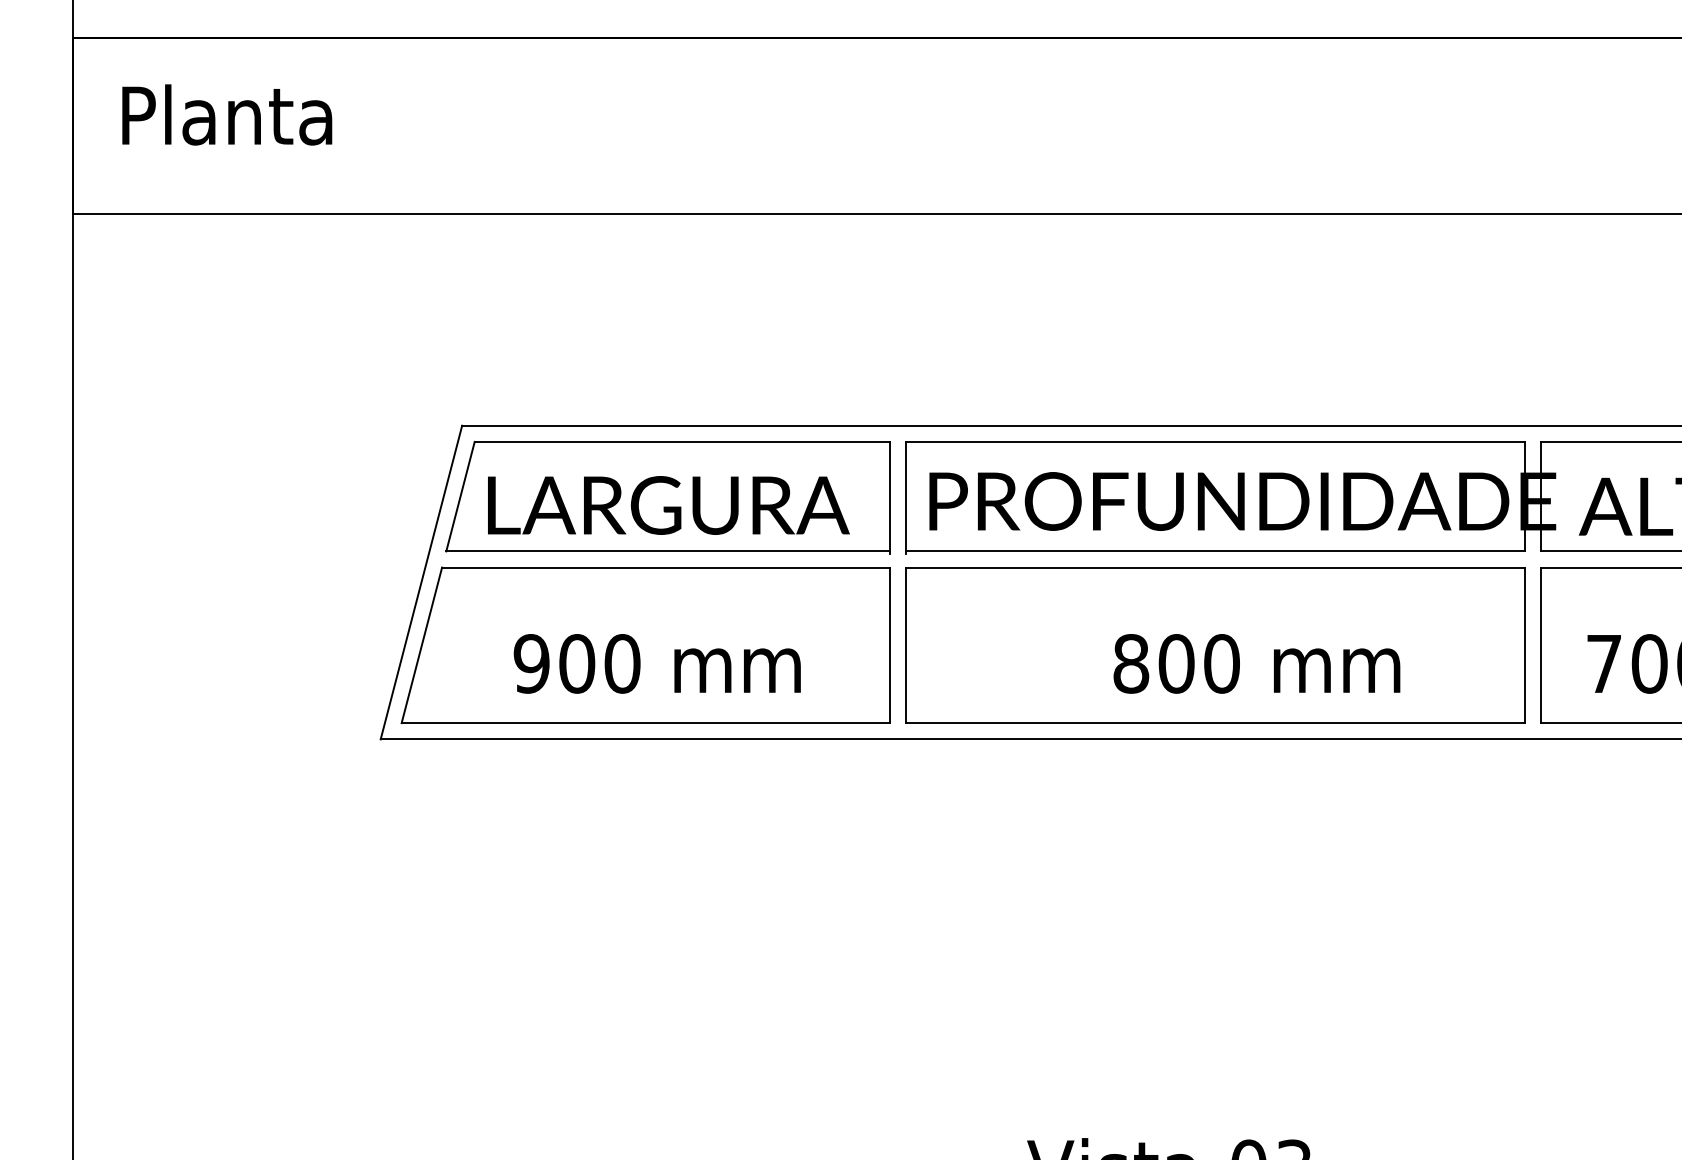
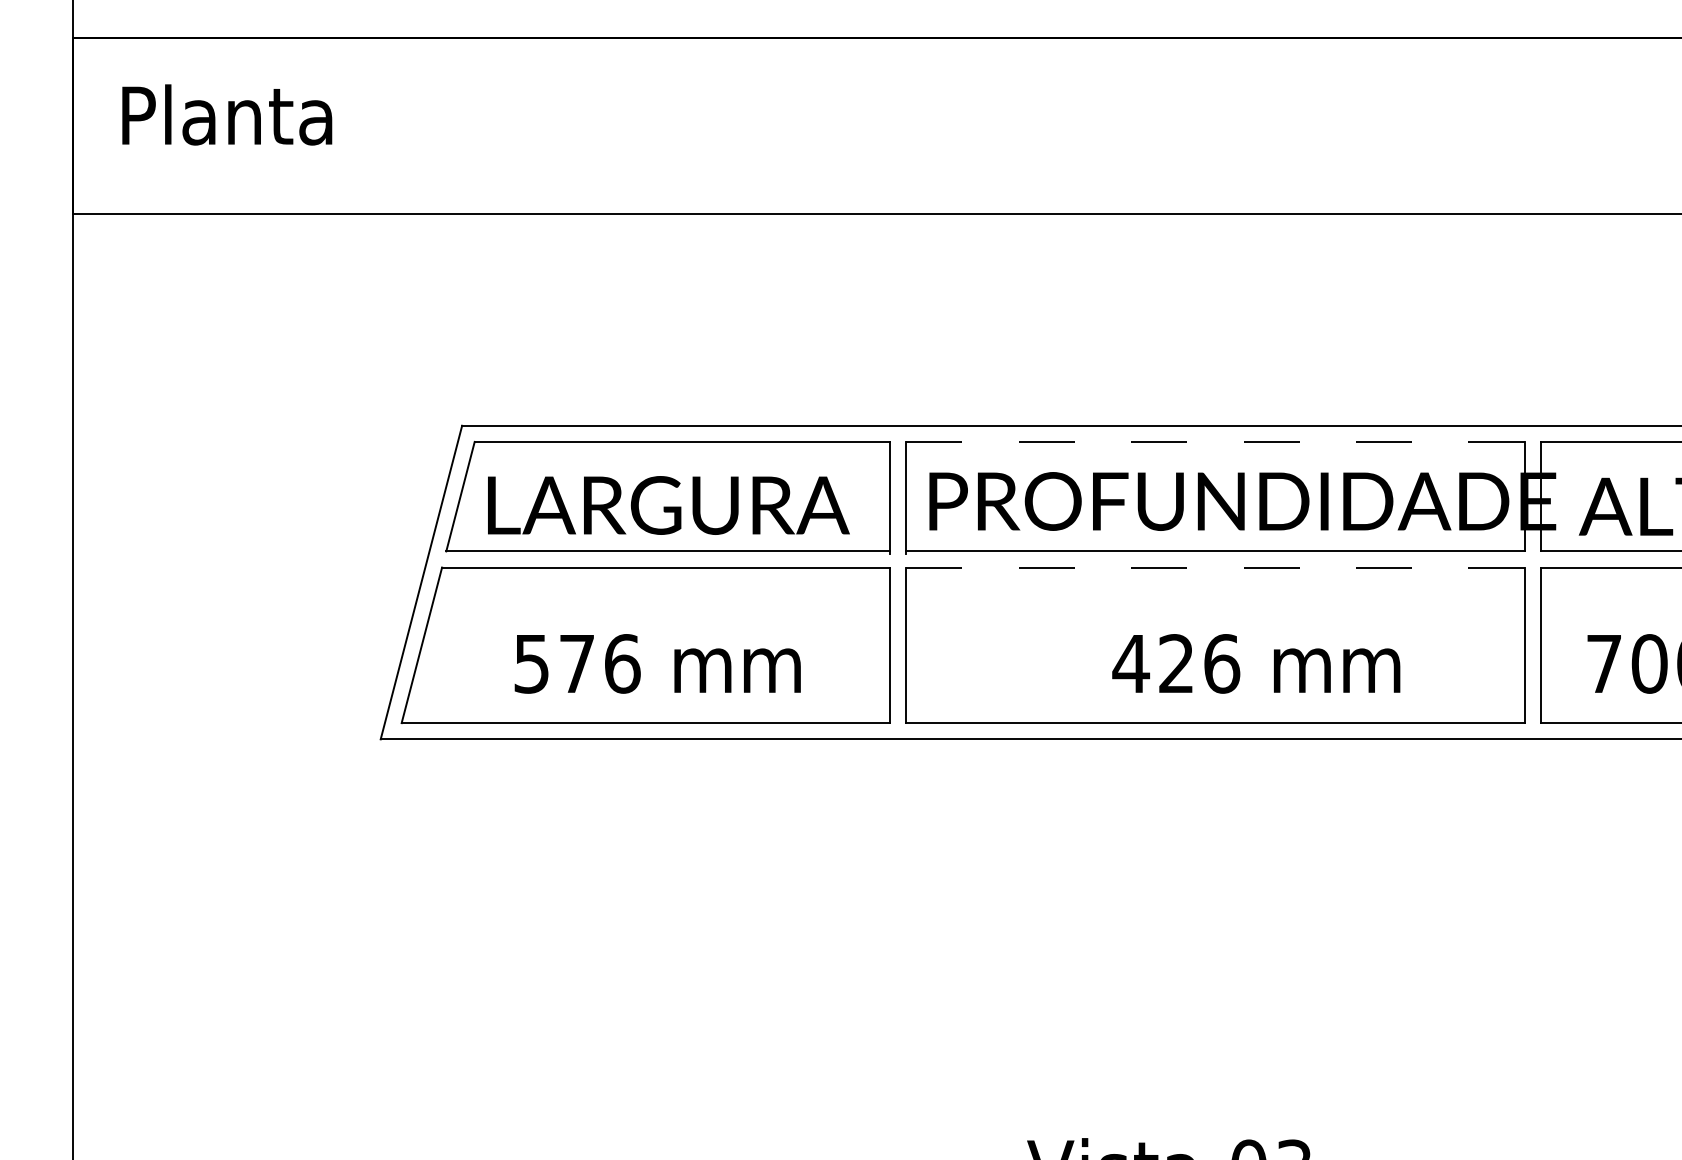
line: solid -> dashed (1215, 441)
line: solid -> dashed (1215, 567)
text: 900 -> 576 (576, 663)
text: 800 -> 426 (1176, 663)
